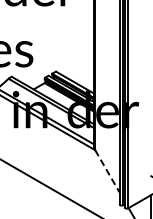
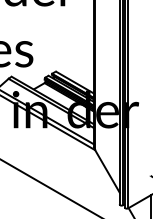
line: dashed -> solid (107, 171)
